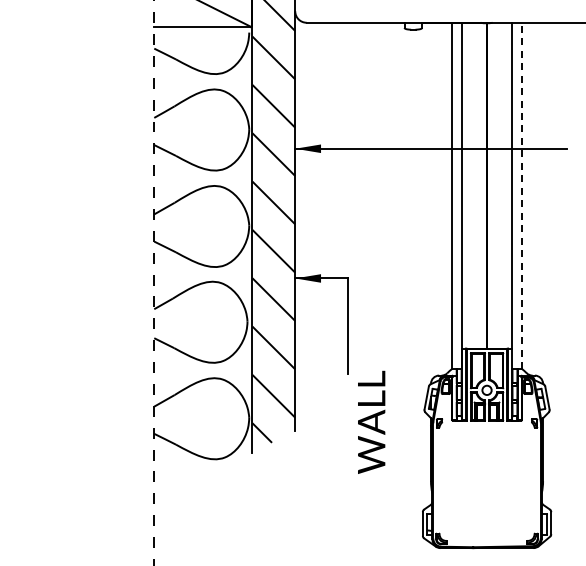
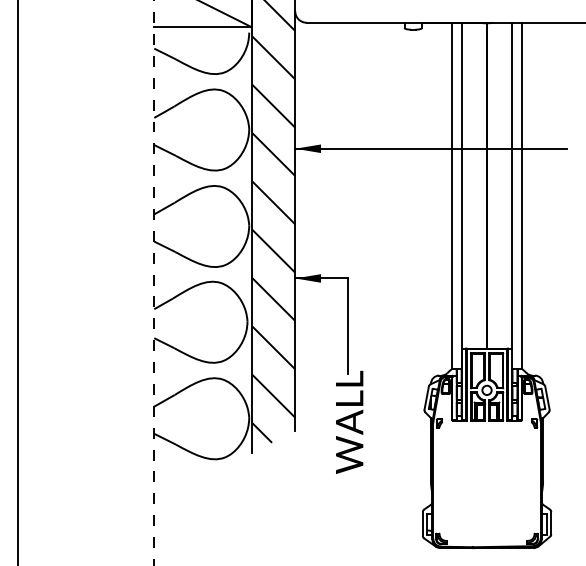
line: dashed -> solid (521, 195)
line: none -> present (17, 282)
text position: (371, 421) -> (349, 421) (349, 421)
